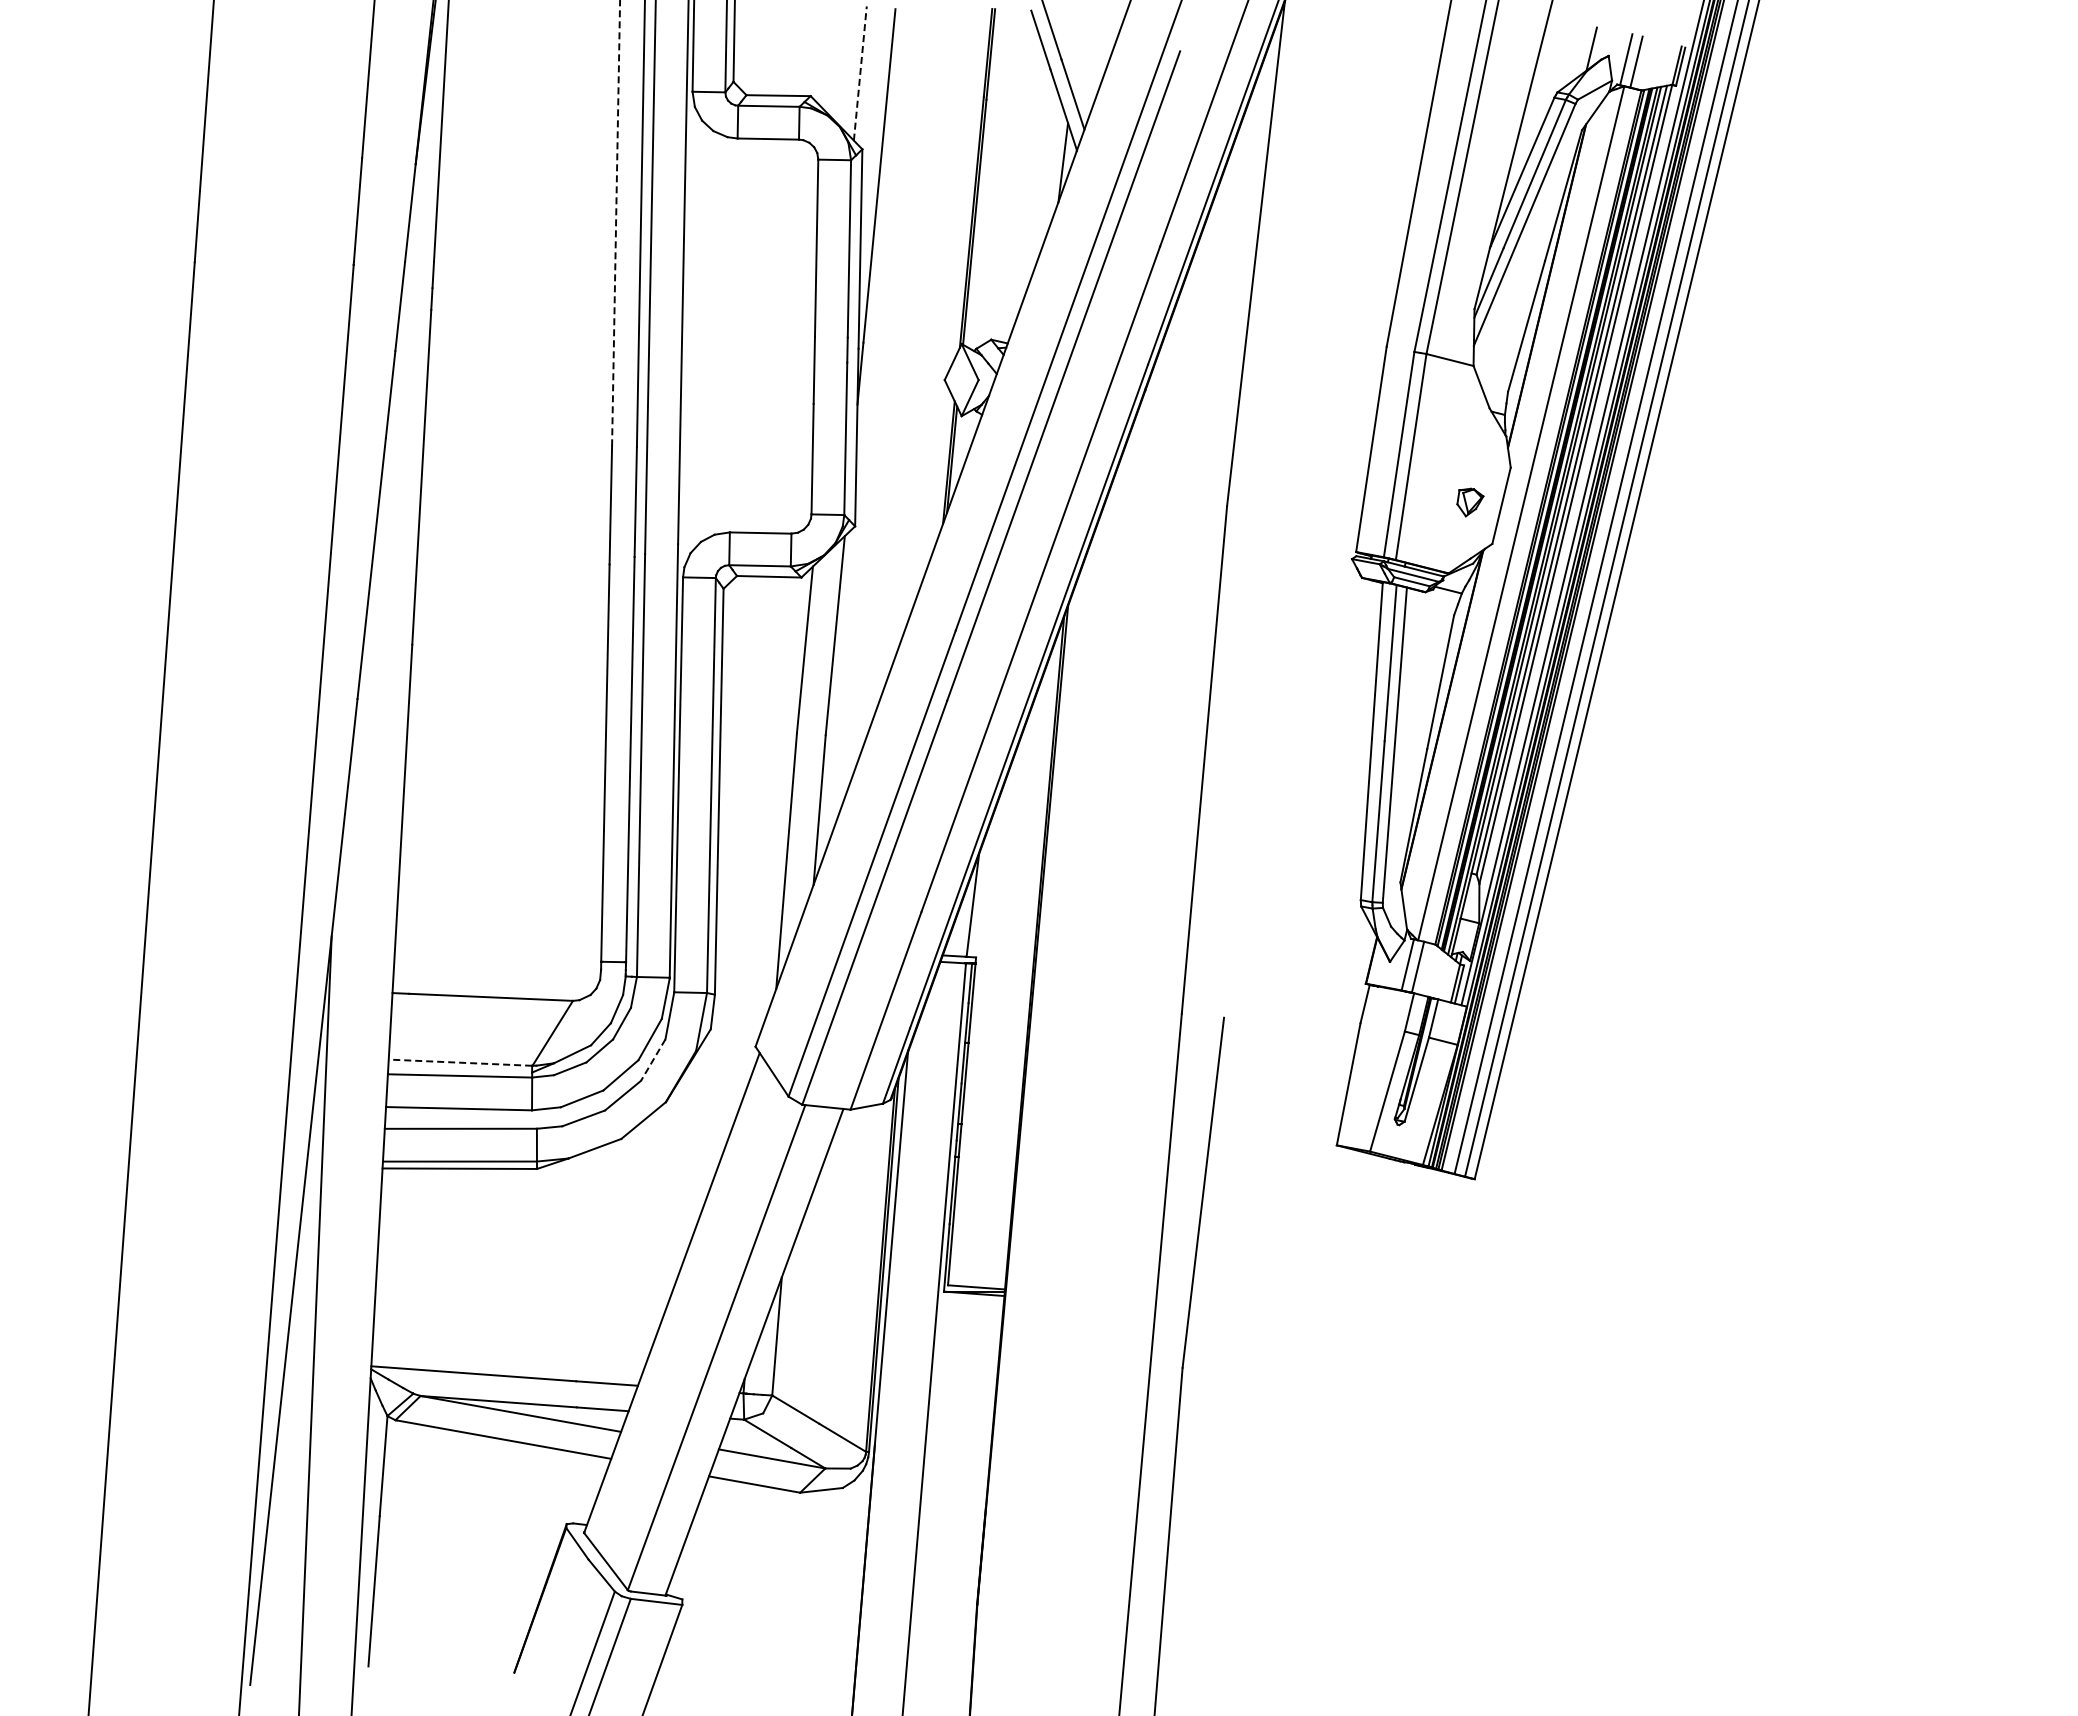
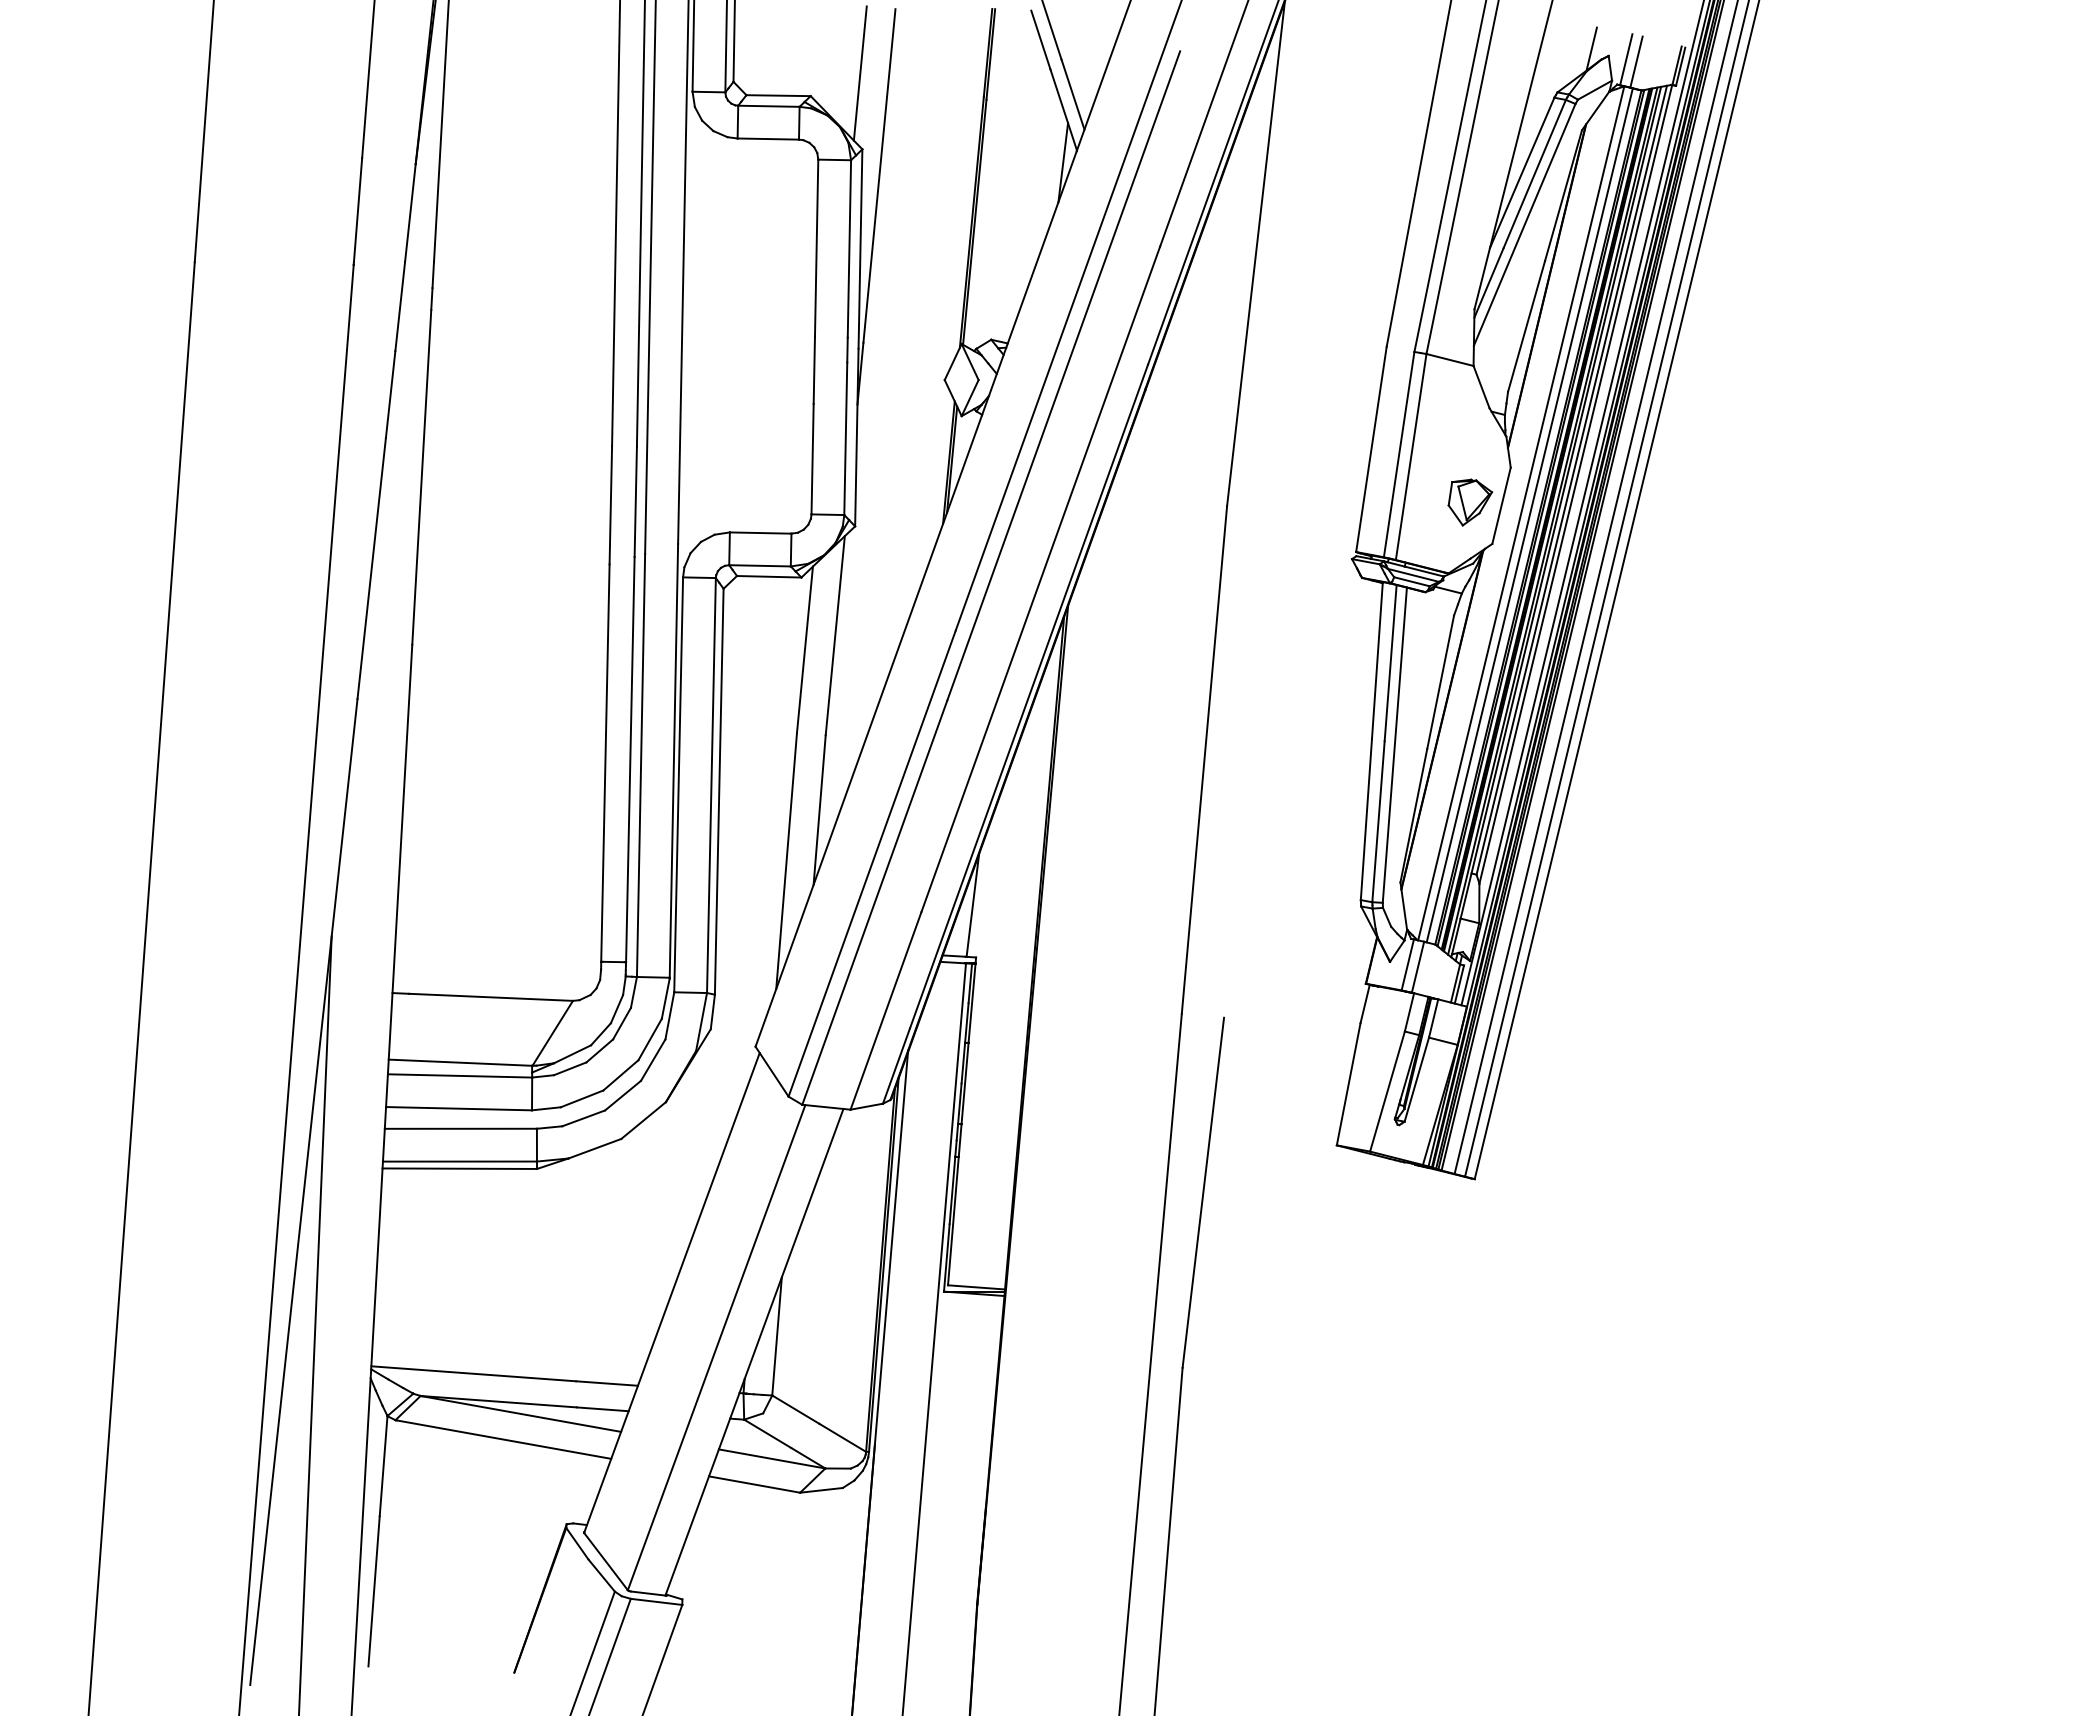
line: dashed -> solid (860, 73)
line: dashed -> solid (616, 223)
part size: 29x31 px -> 47x49 px (1470, 502)
line: none -> present (1529, 515)
line: dashed -> solid (652, 1060)
line: dashed -> solid (460, 1062)
